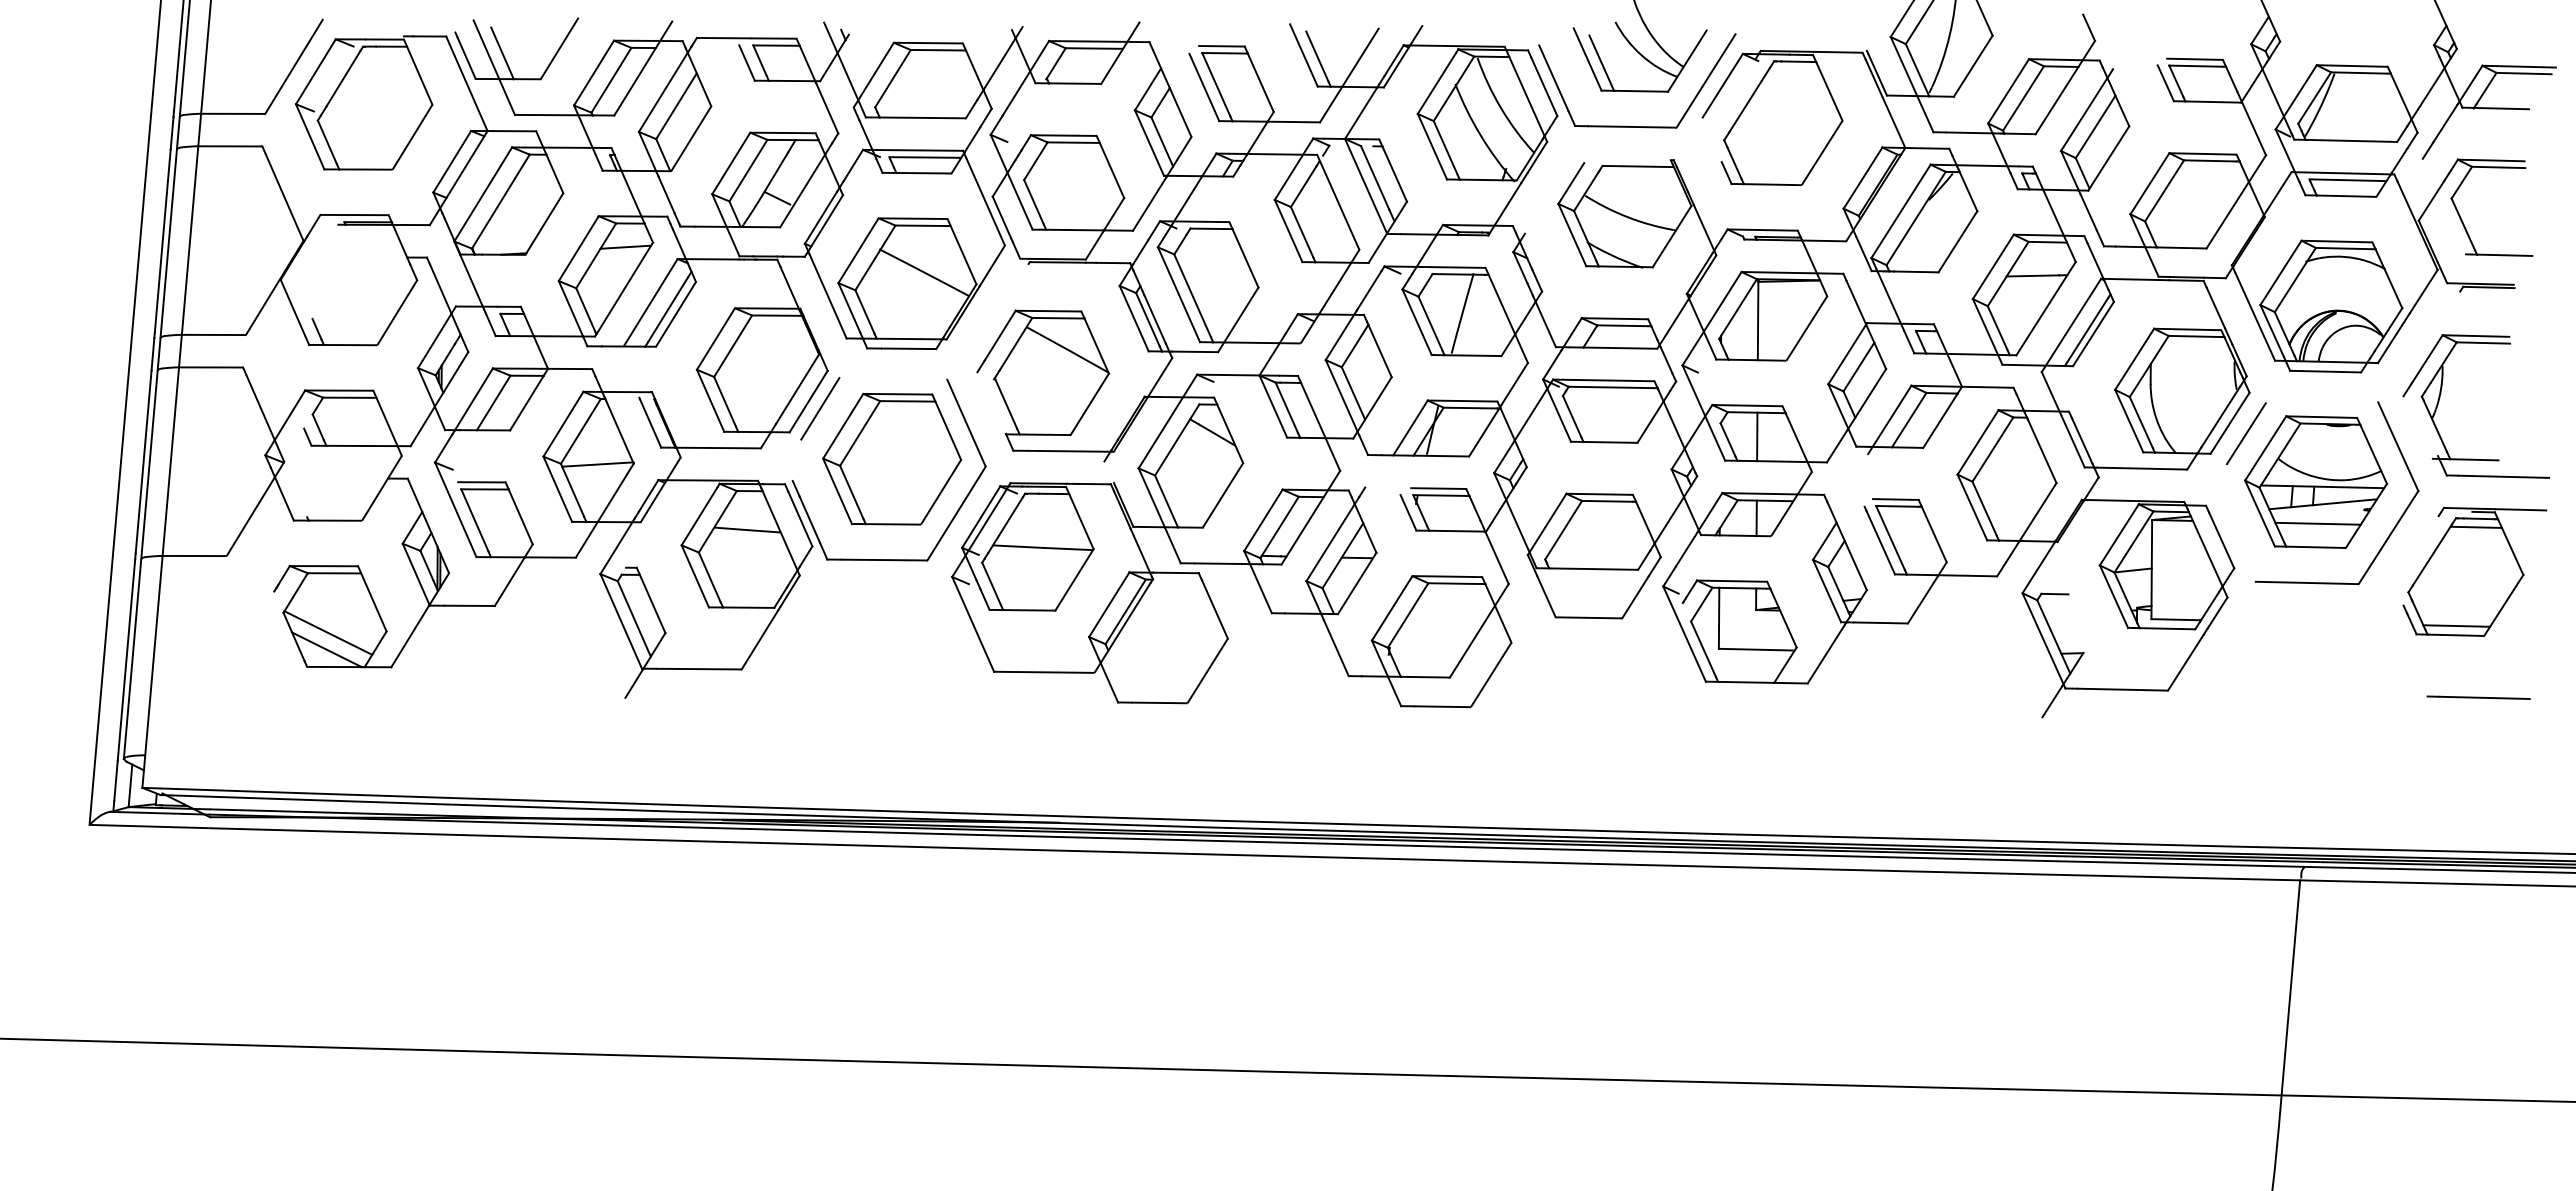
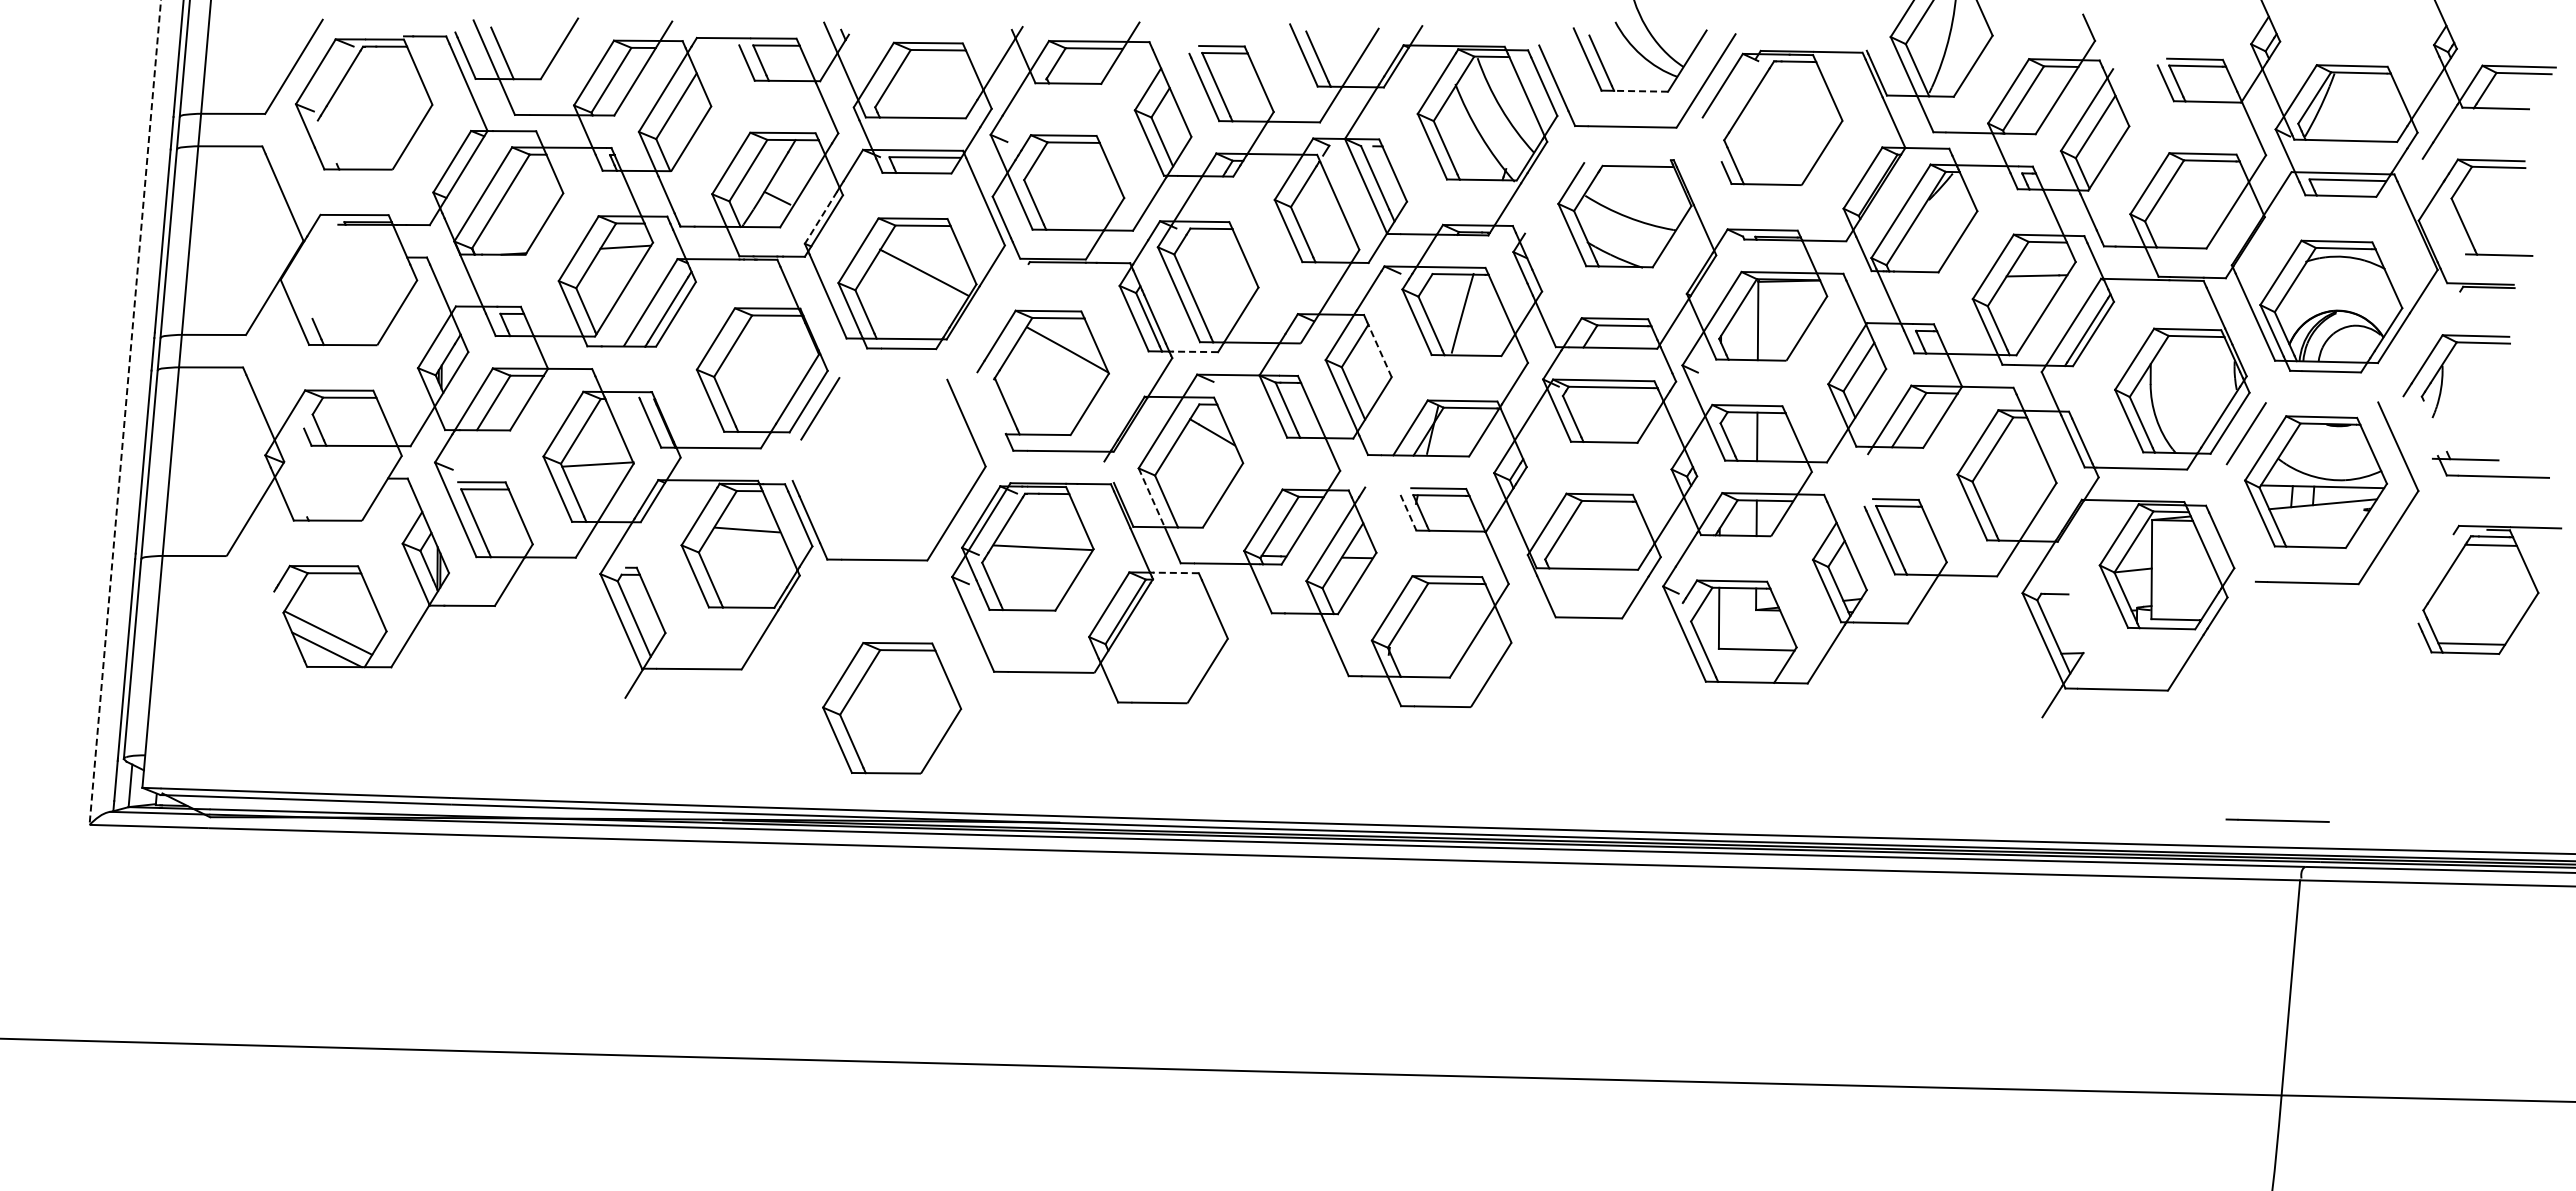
line: solid -> dashed (1641, 91)
line: present -> none (326, 141)
line: solid -> dashed (821, 217)
line: solid -> dashed (1379, 349)
line: solid -> dashed (1195, 351)
line: solid -> dashed (125, 412)
line: present -> none (2435, 425)
part position: (892, 459) -> (892, 708) (892, 708)
line: solid -> dashed (1151, 498)
line: solid -> dashed (1408, 513)
line: present -> none (2317, 523)
part position: (2474, 571) -> (2489, 589) (2489, 589)
line: solid -> dashed (1175, 572)
line position: (2478, 697) -> (2277, 820) (2277, 820)
